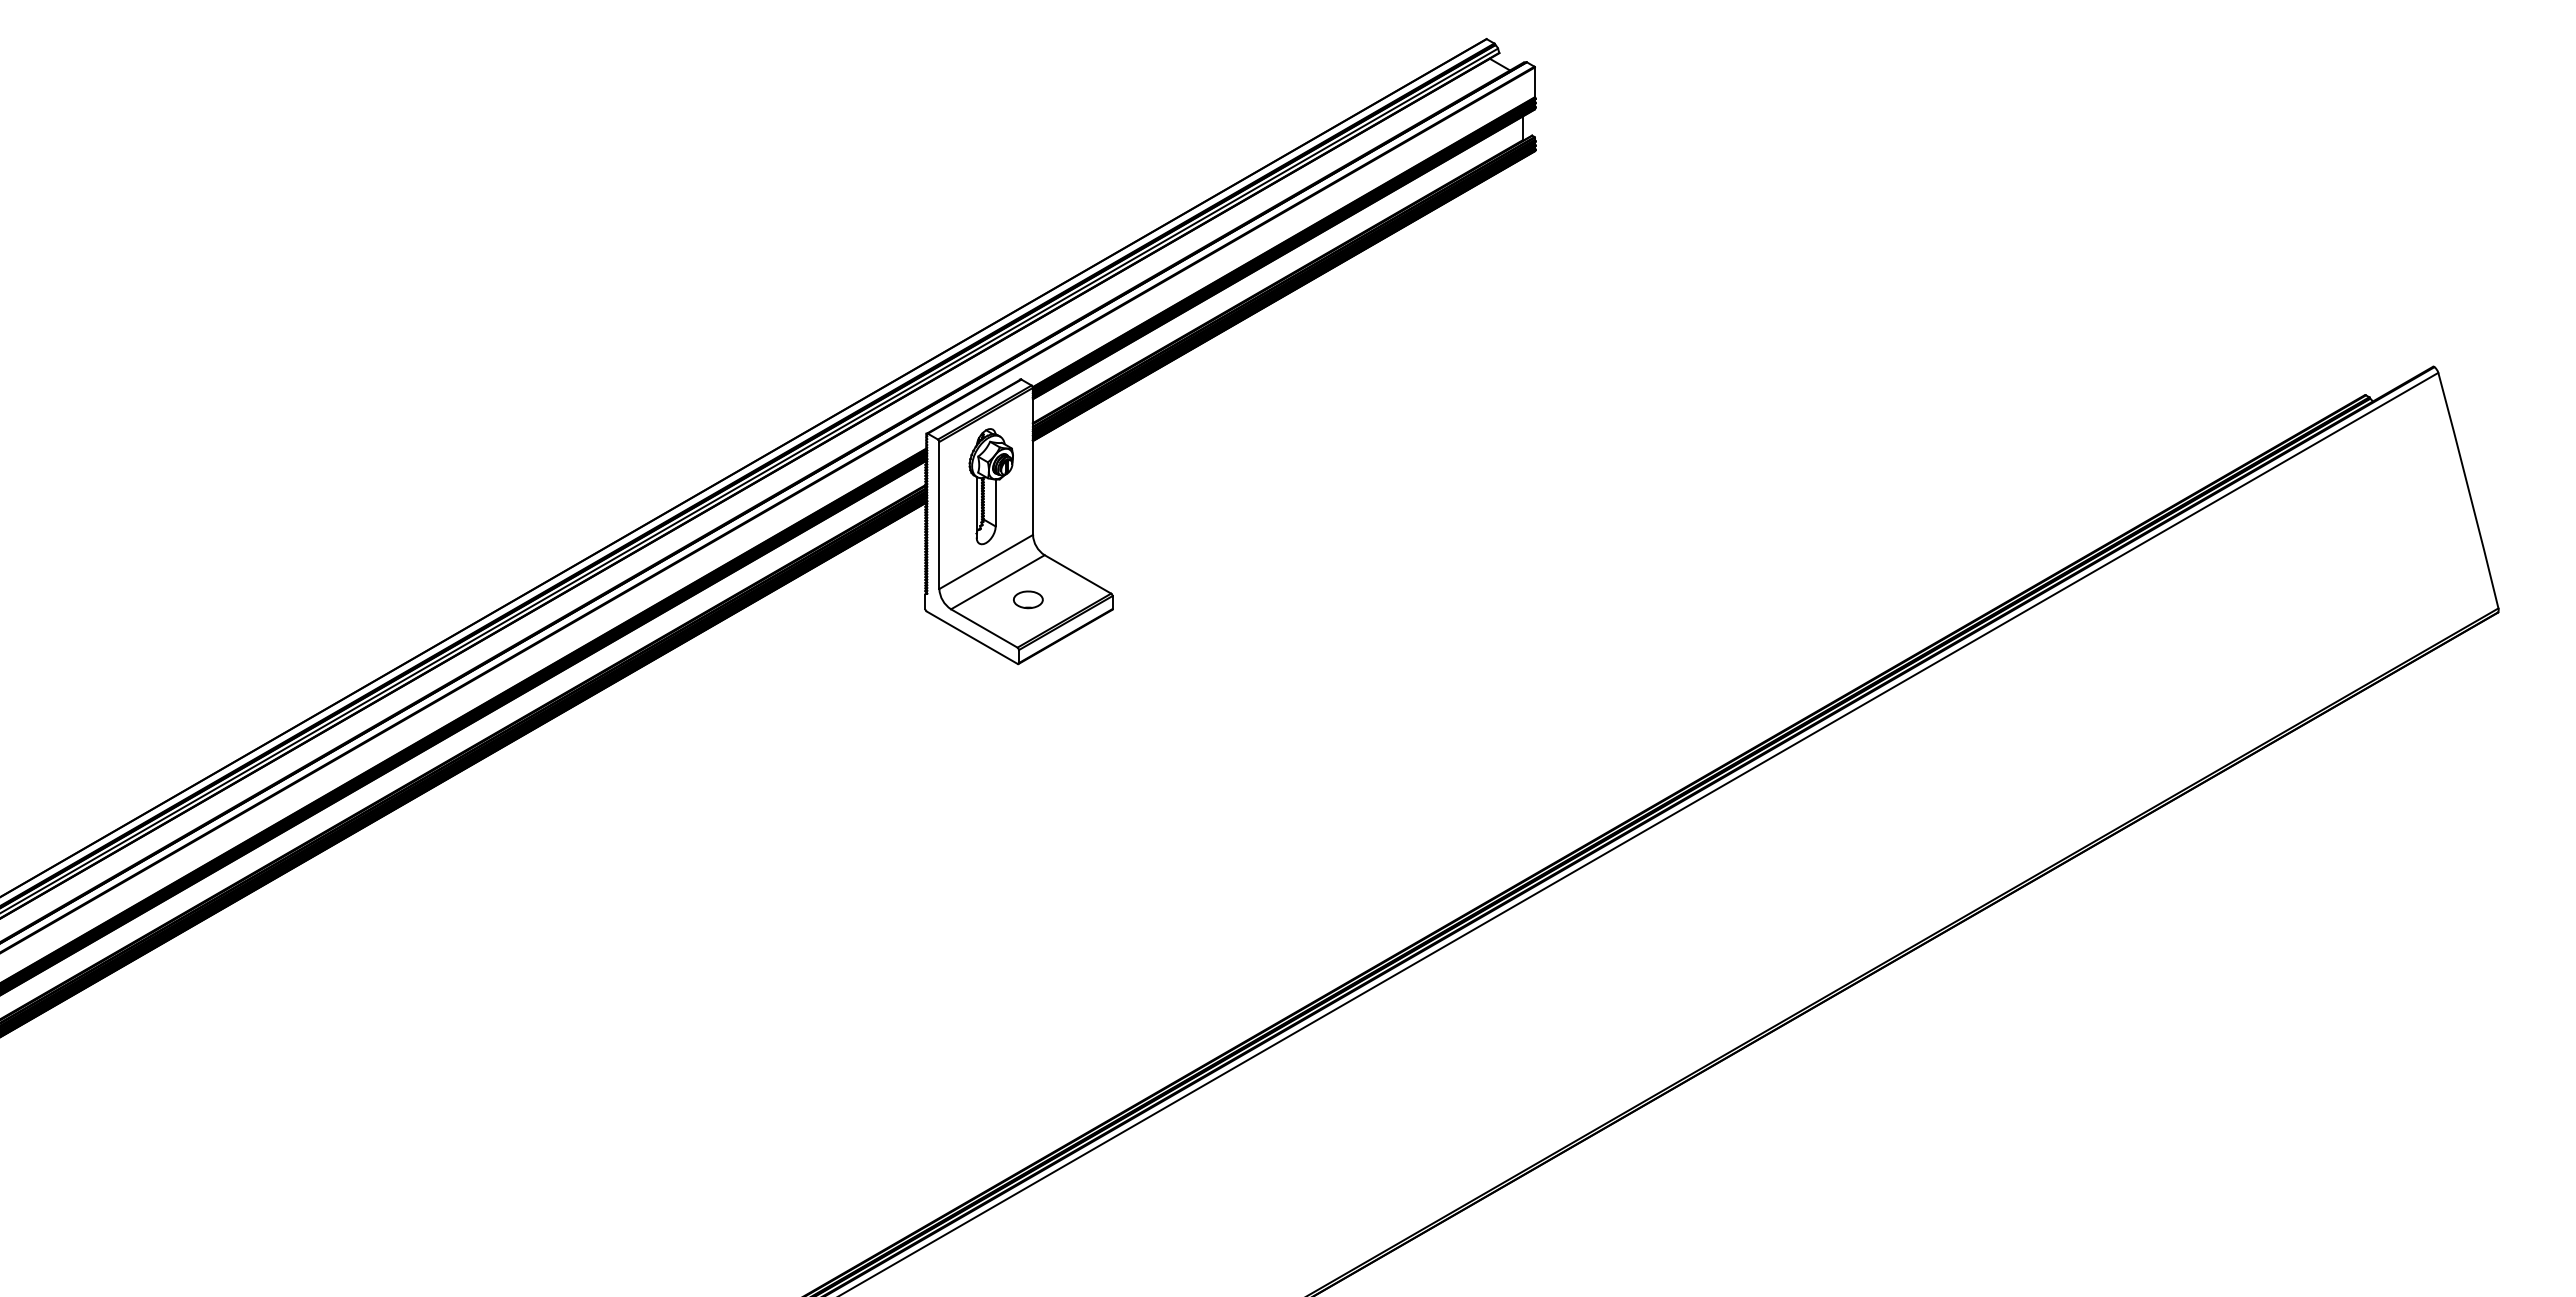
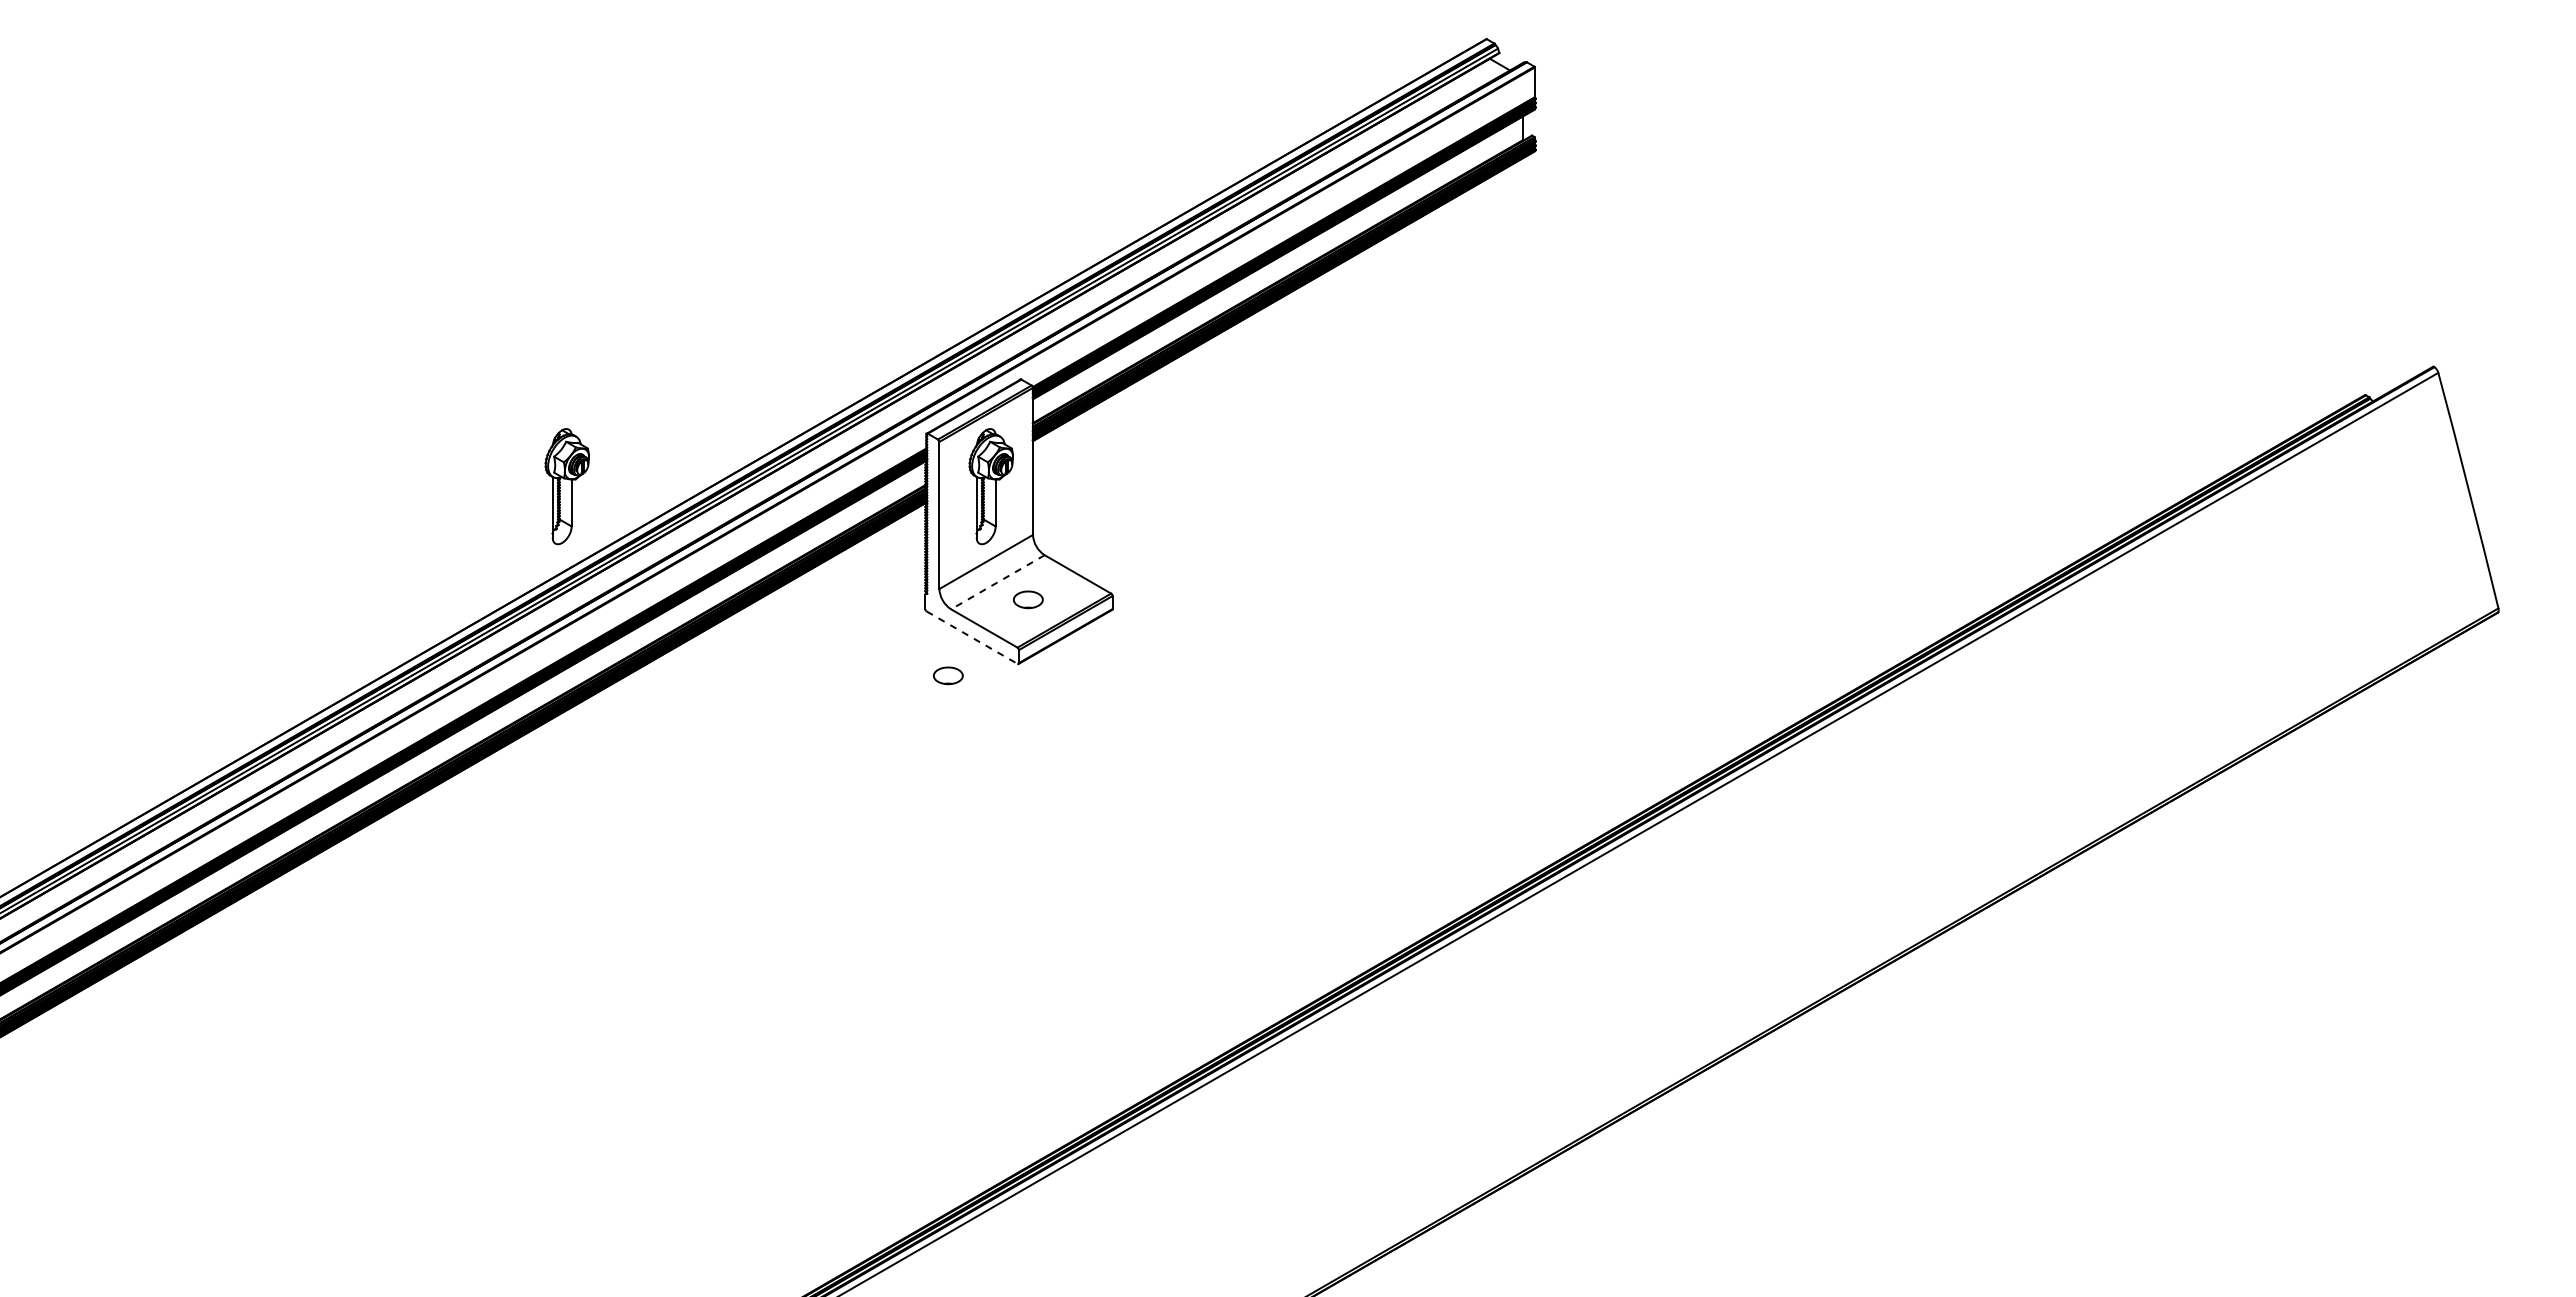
part: none -> present (566, 486)
line: solid -> dashed (997, 582)
line: solid -> dashed (972, 637)
part: none -> present (948, 675)
